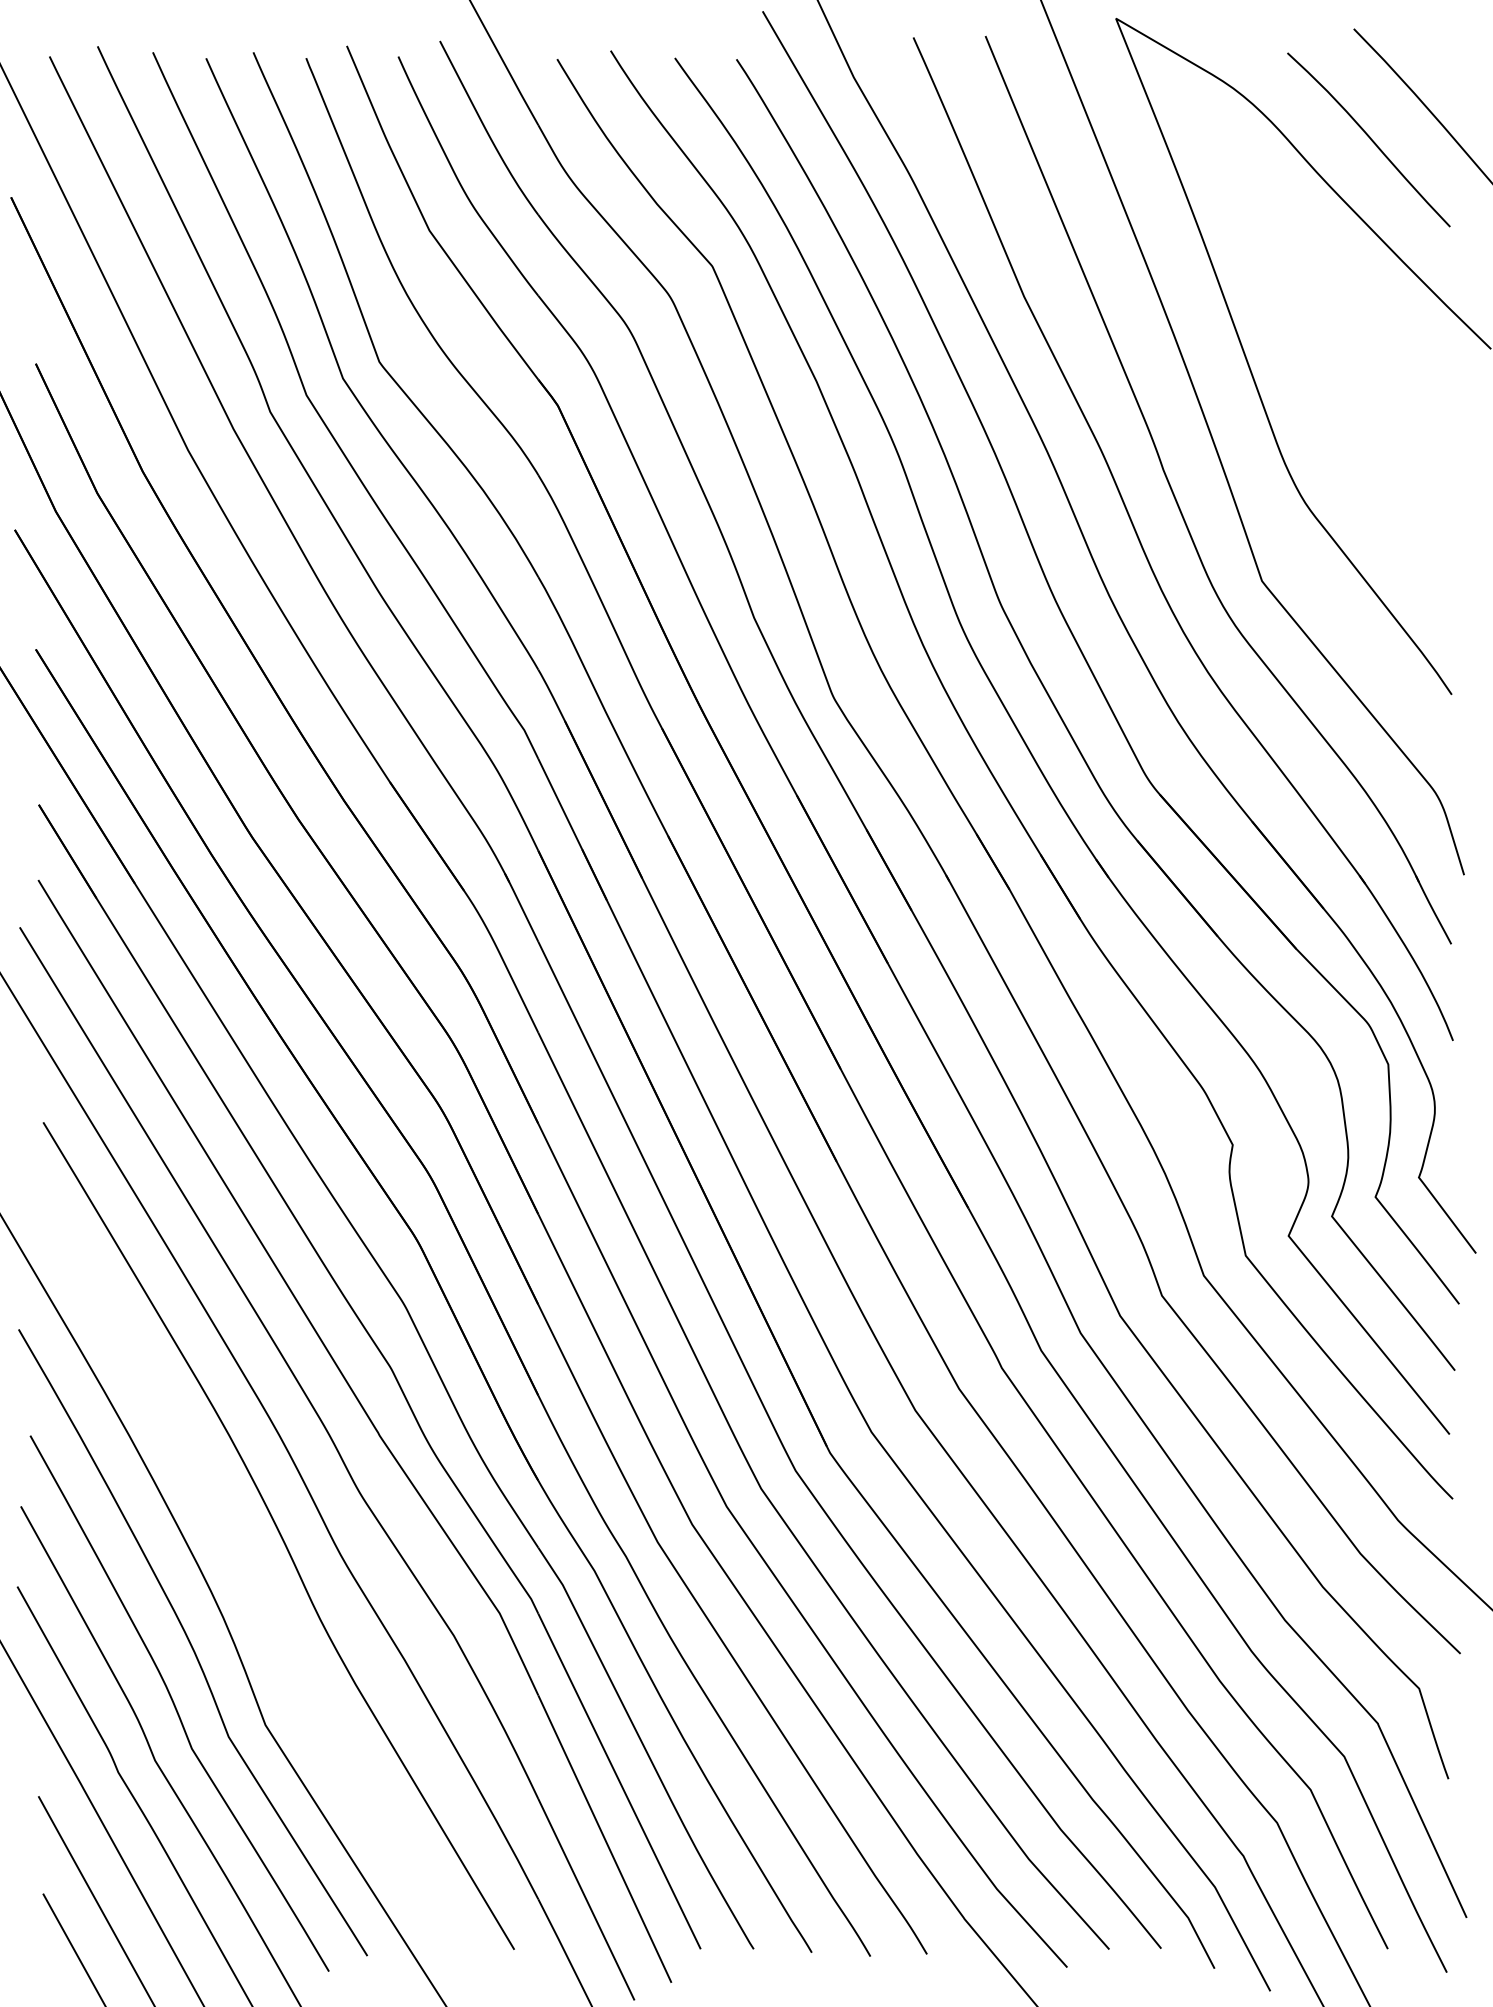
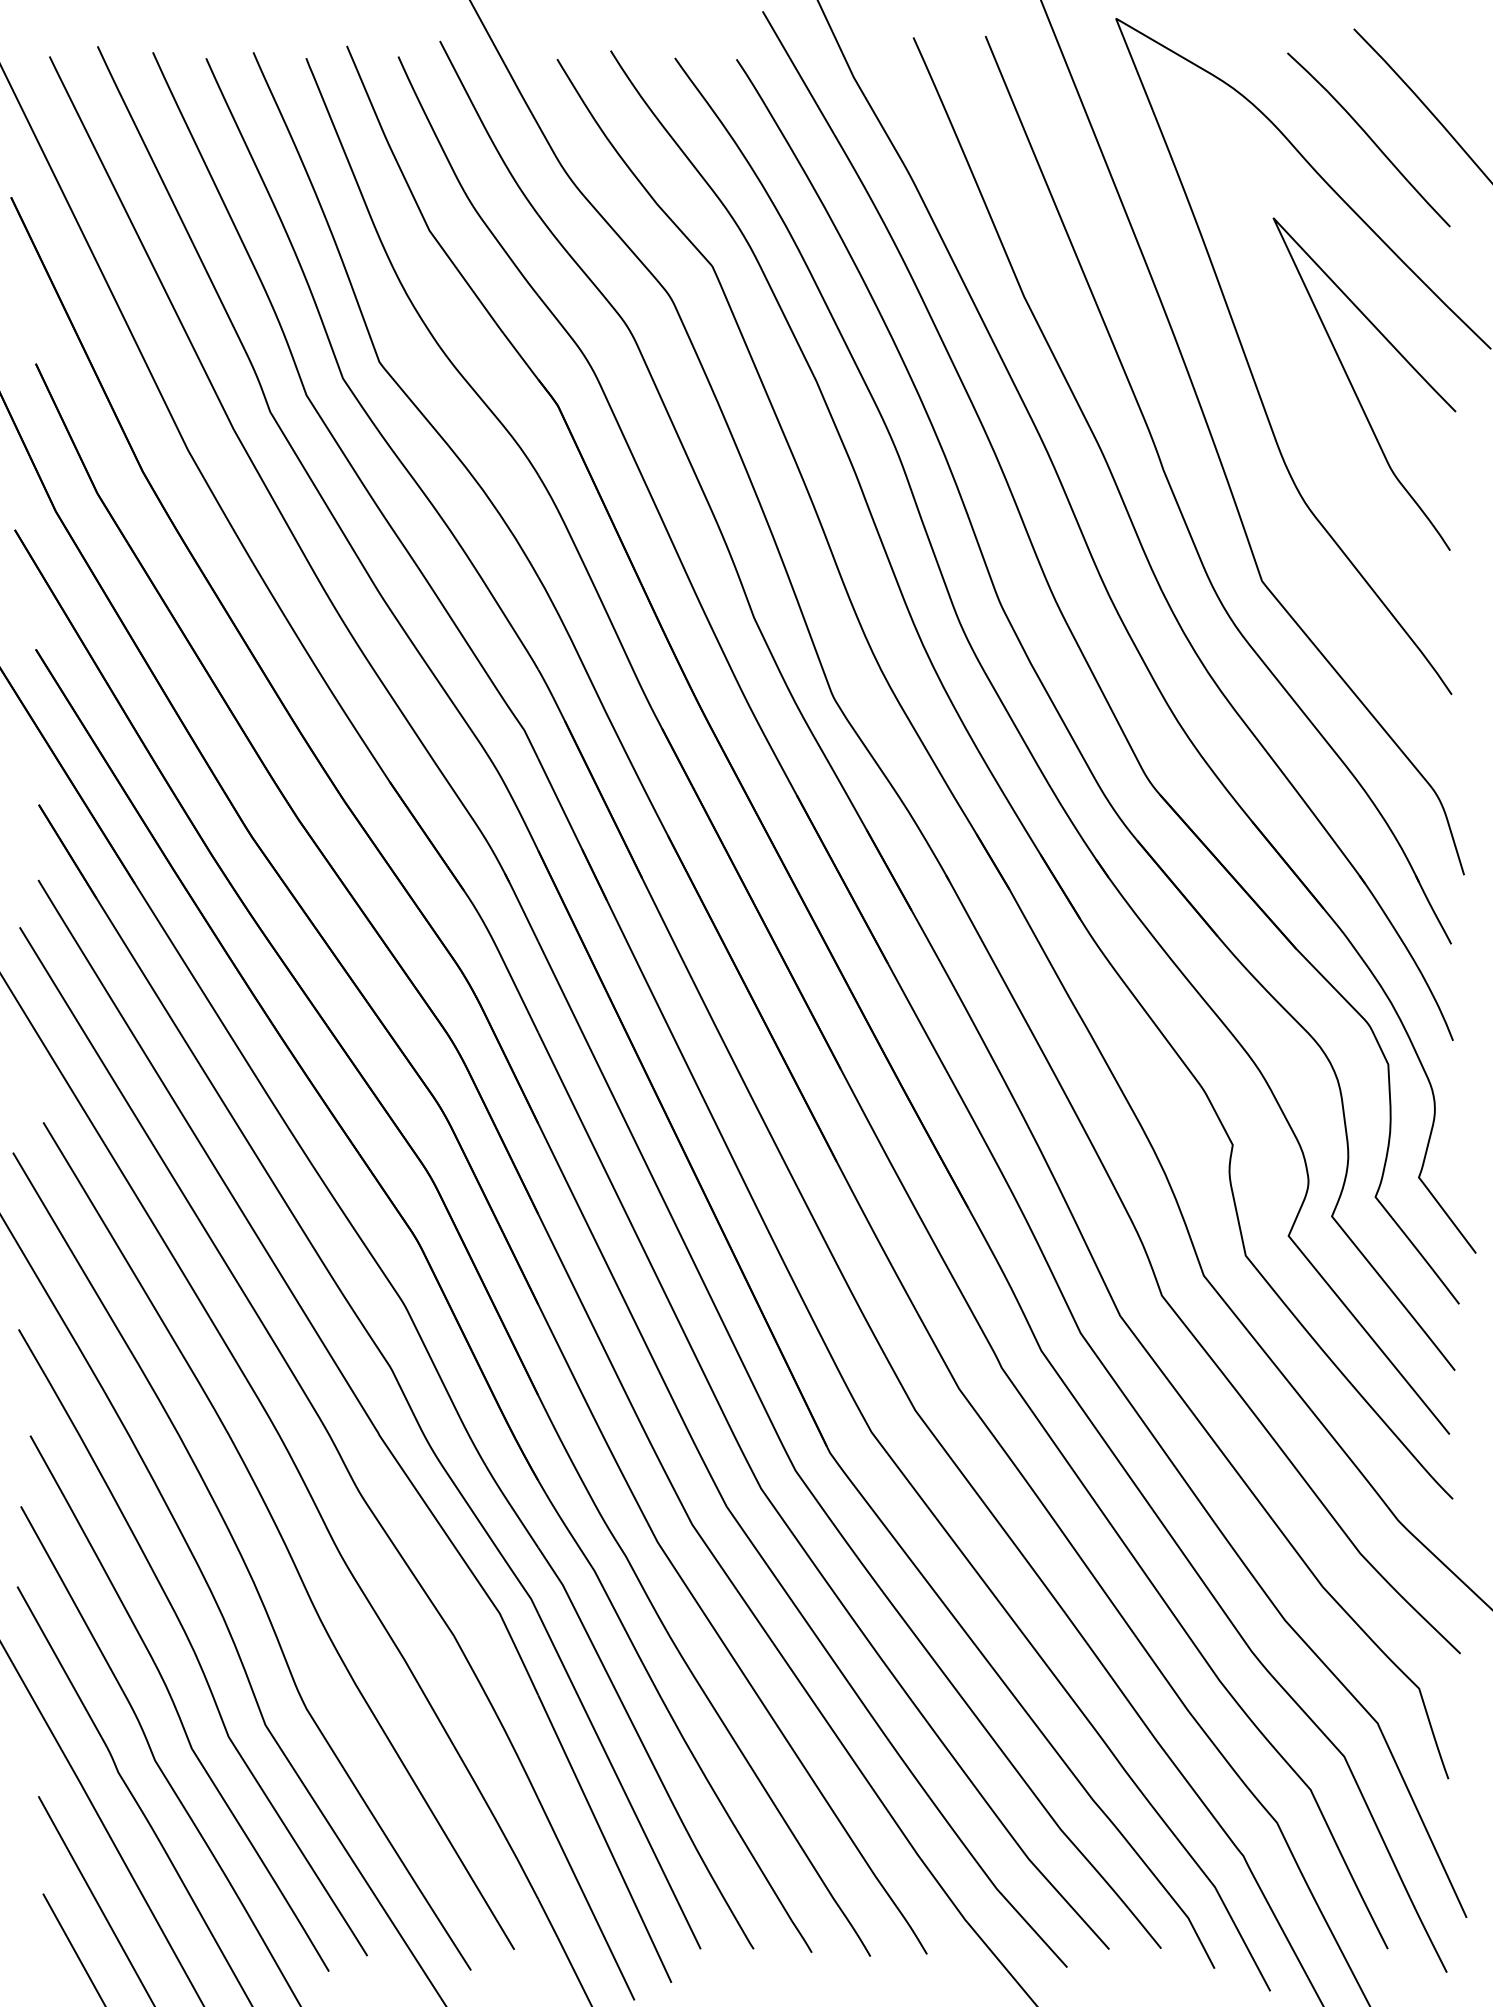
curve: none -> present (1354, 388)
curve: none -> present (242, 1560)
